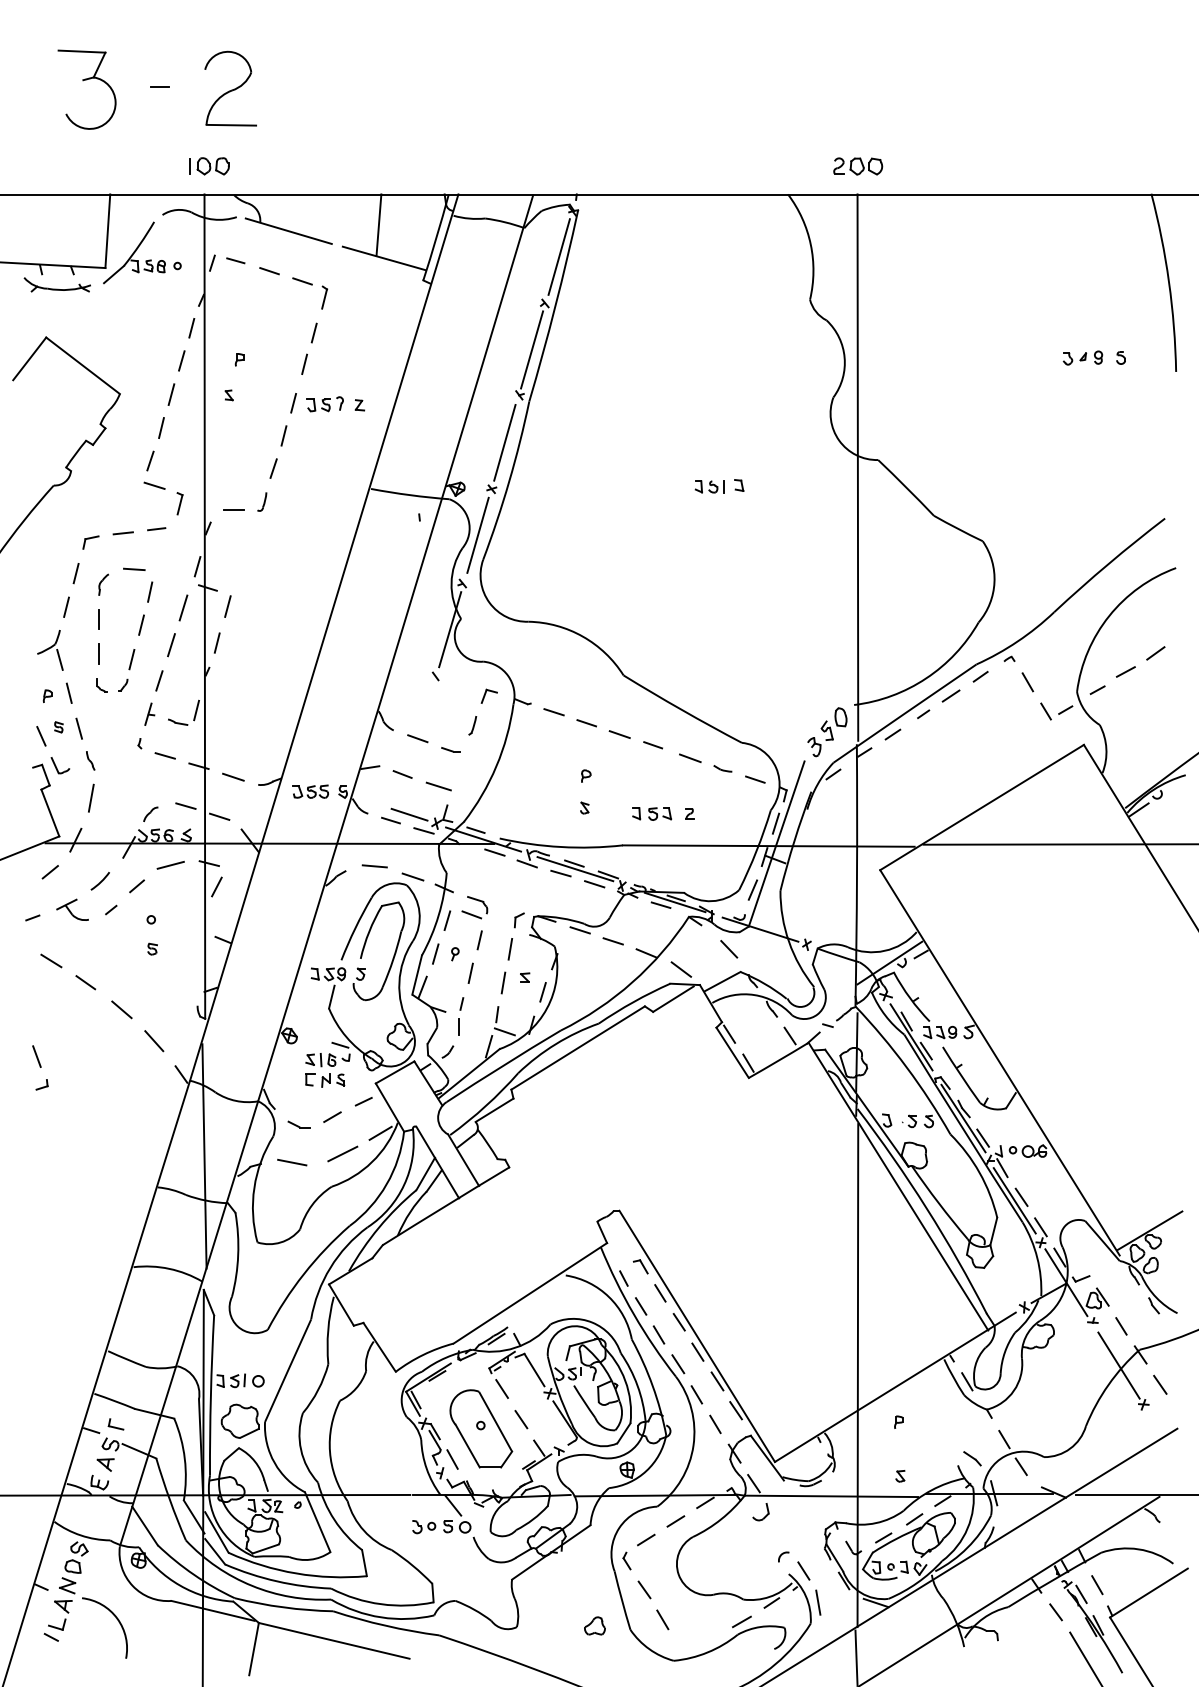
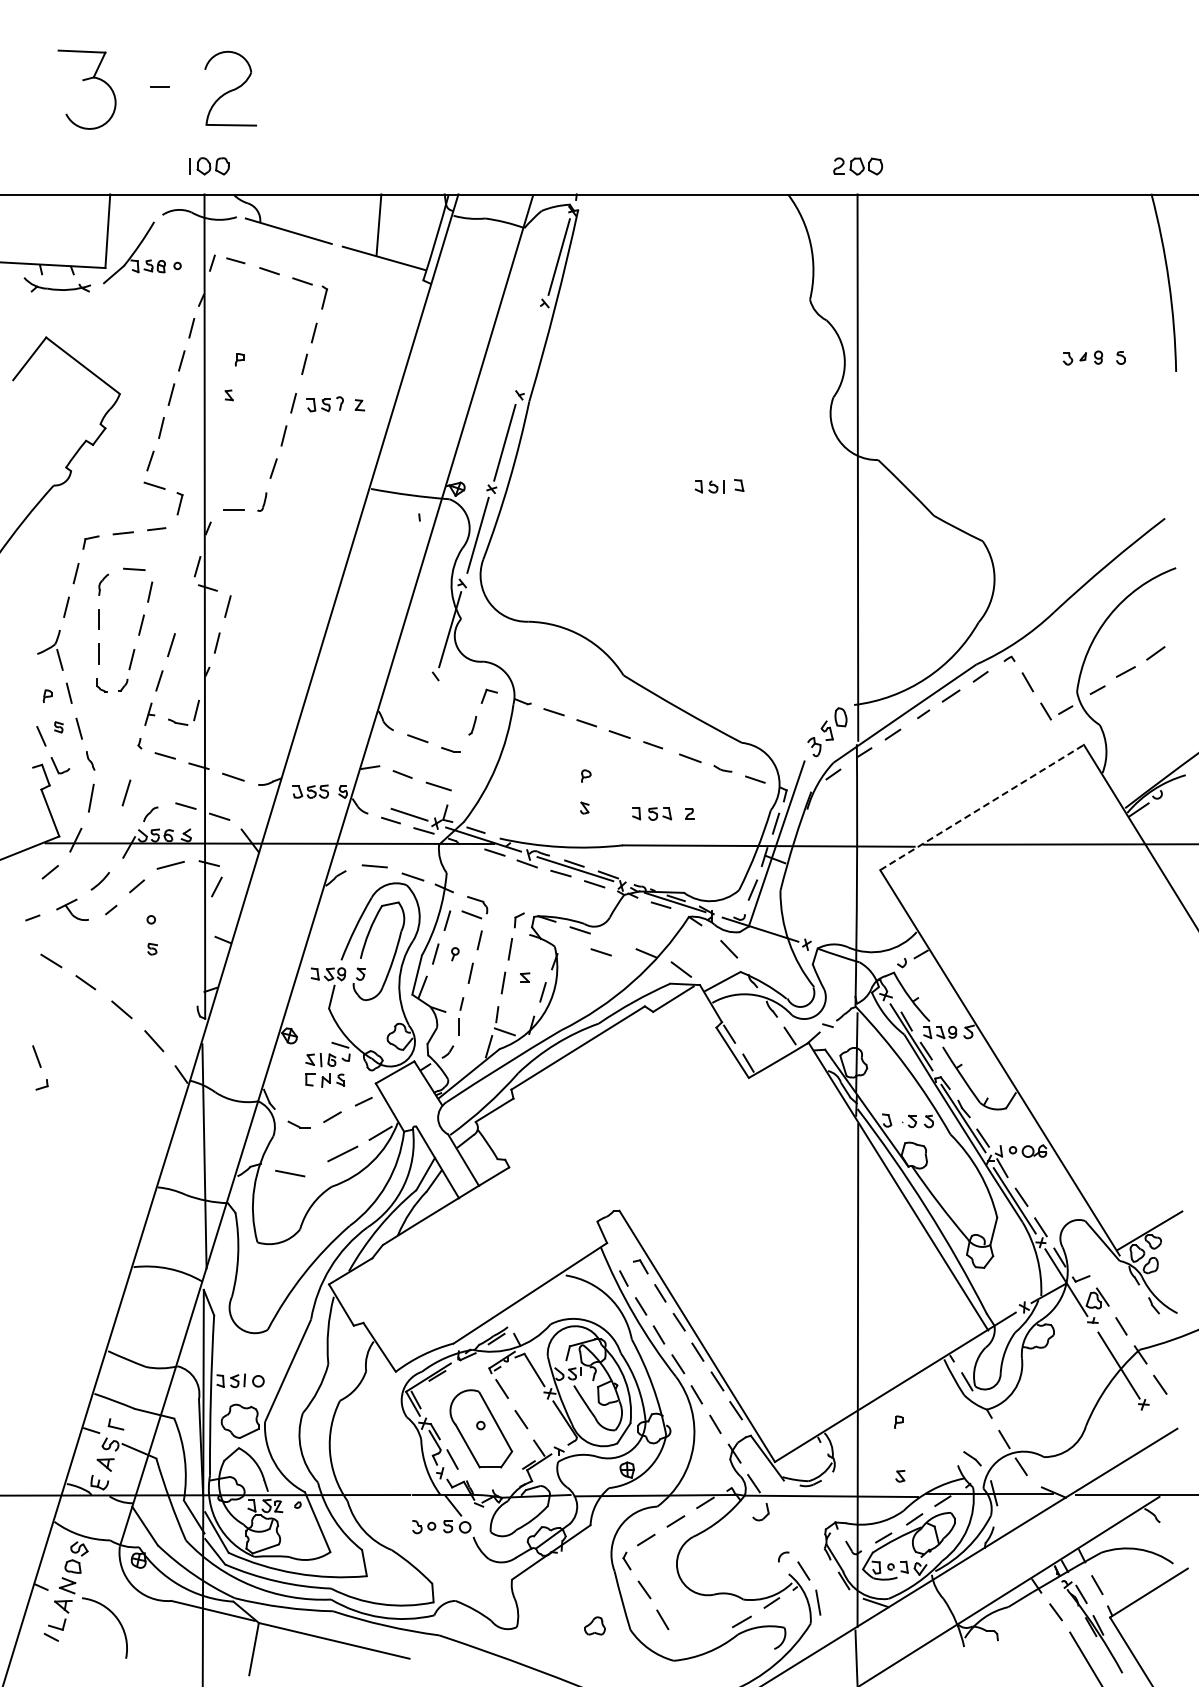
line: present -> none (532, 349)
line position: (183, 607) -> (126, 792) (126, 792)
line: solid -> dashed (982, 807)
line position: (612, 941) -> (600, 952) (600, 952)
line: present -> none (889, 962)
line position: (292, 1162) -> (290, 1173) (290, 1173)
